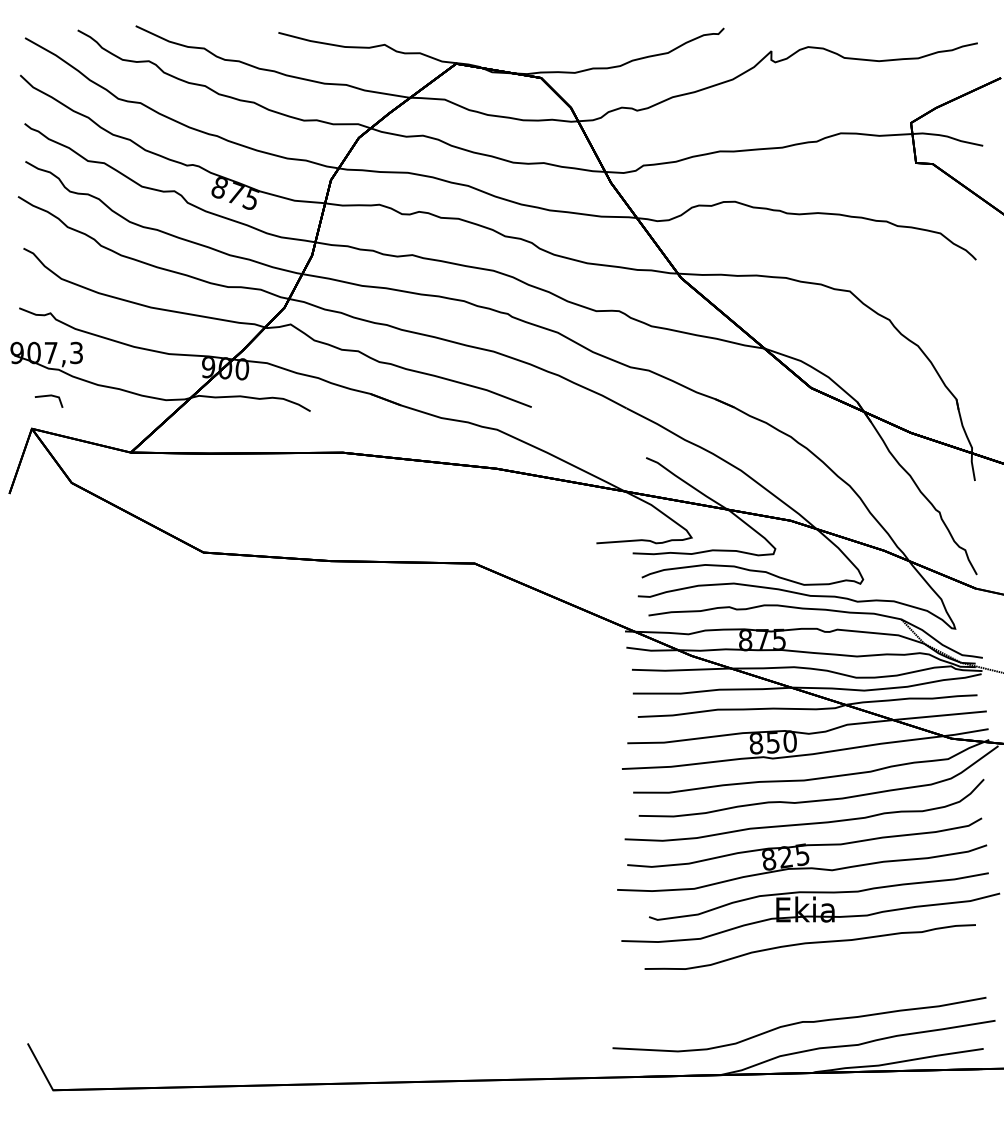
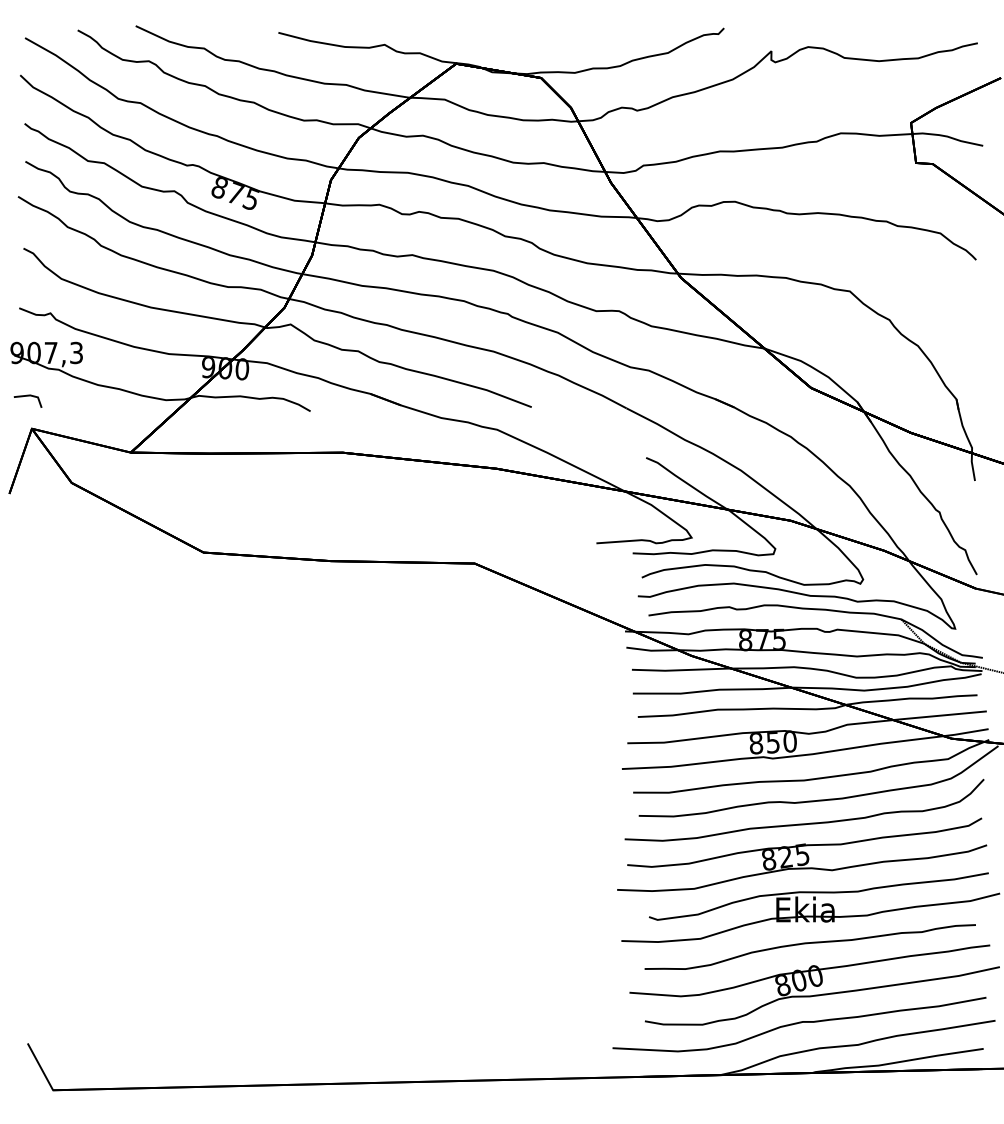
line position: (48, 396) -> (27, 396) (27, 396)
part: none -> present (814, 984)
